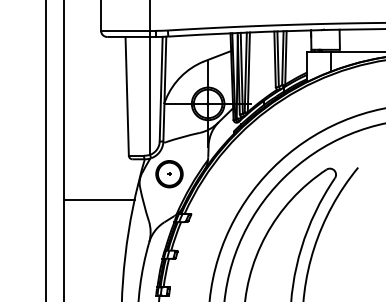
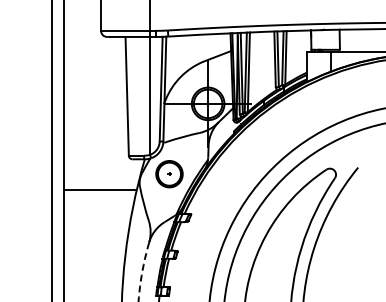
line position: (46, 150) -> (52, 150) (52, 150)
line position: (99, 200) -> (99, 190) (99, 190)
arc: solid -> dashed (142, 272)
